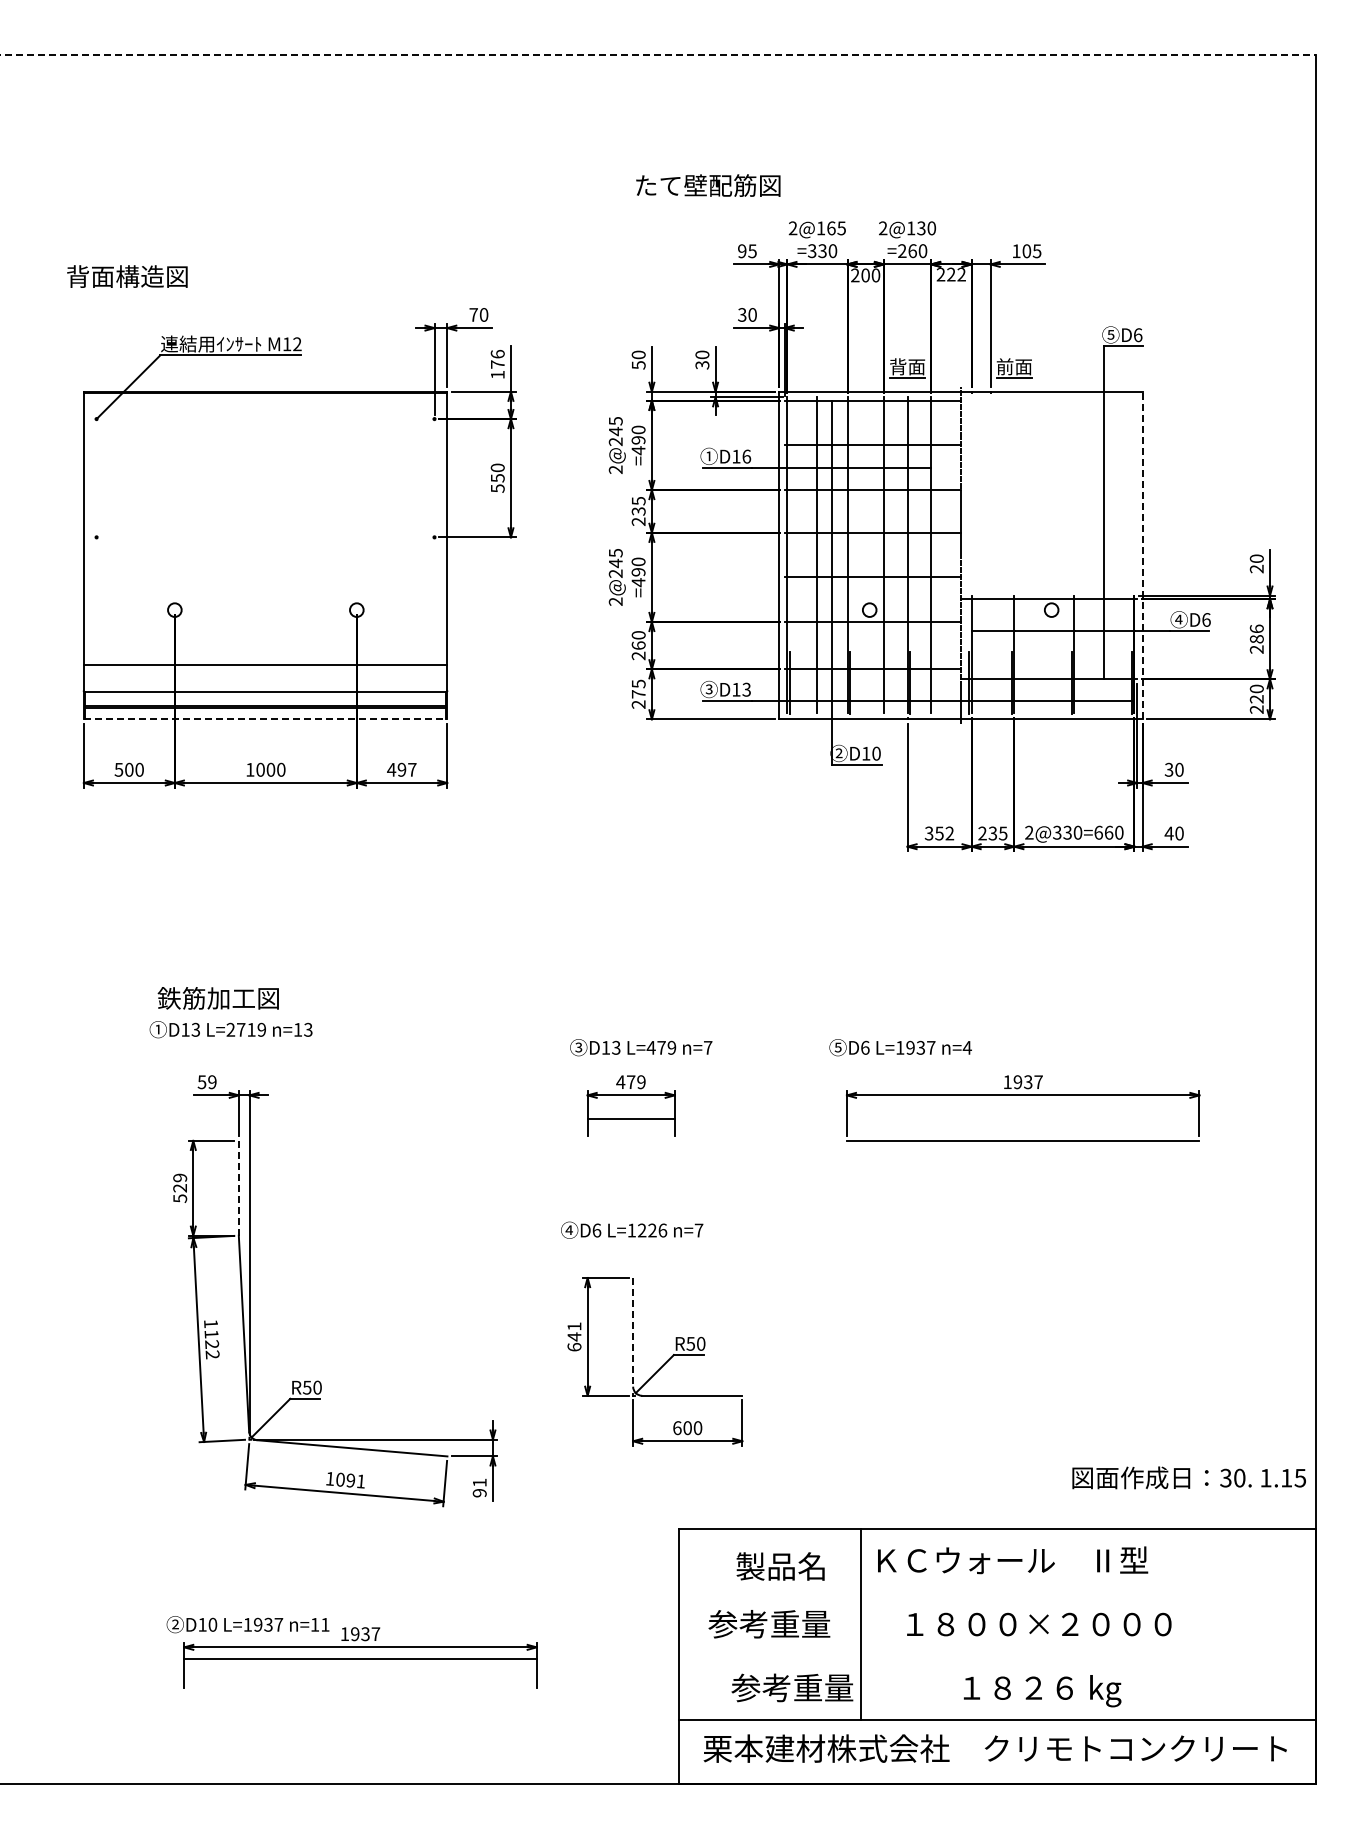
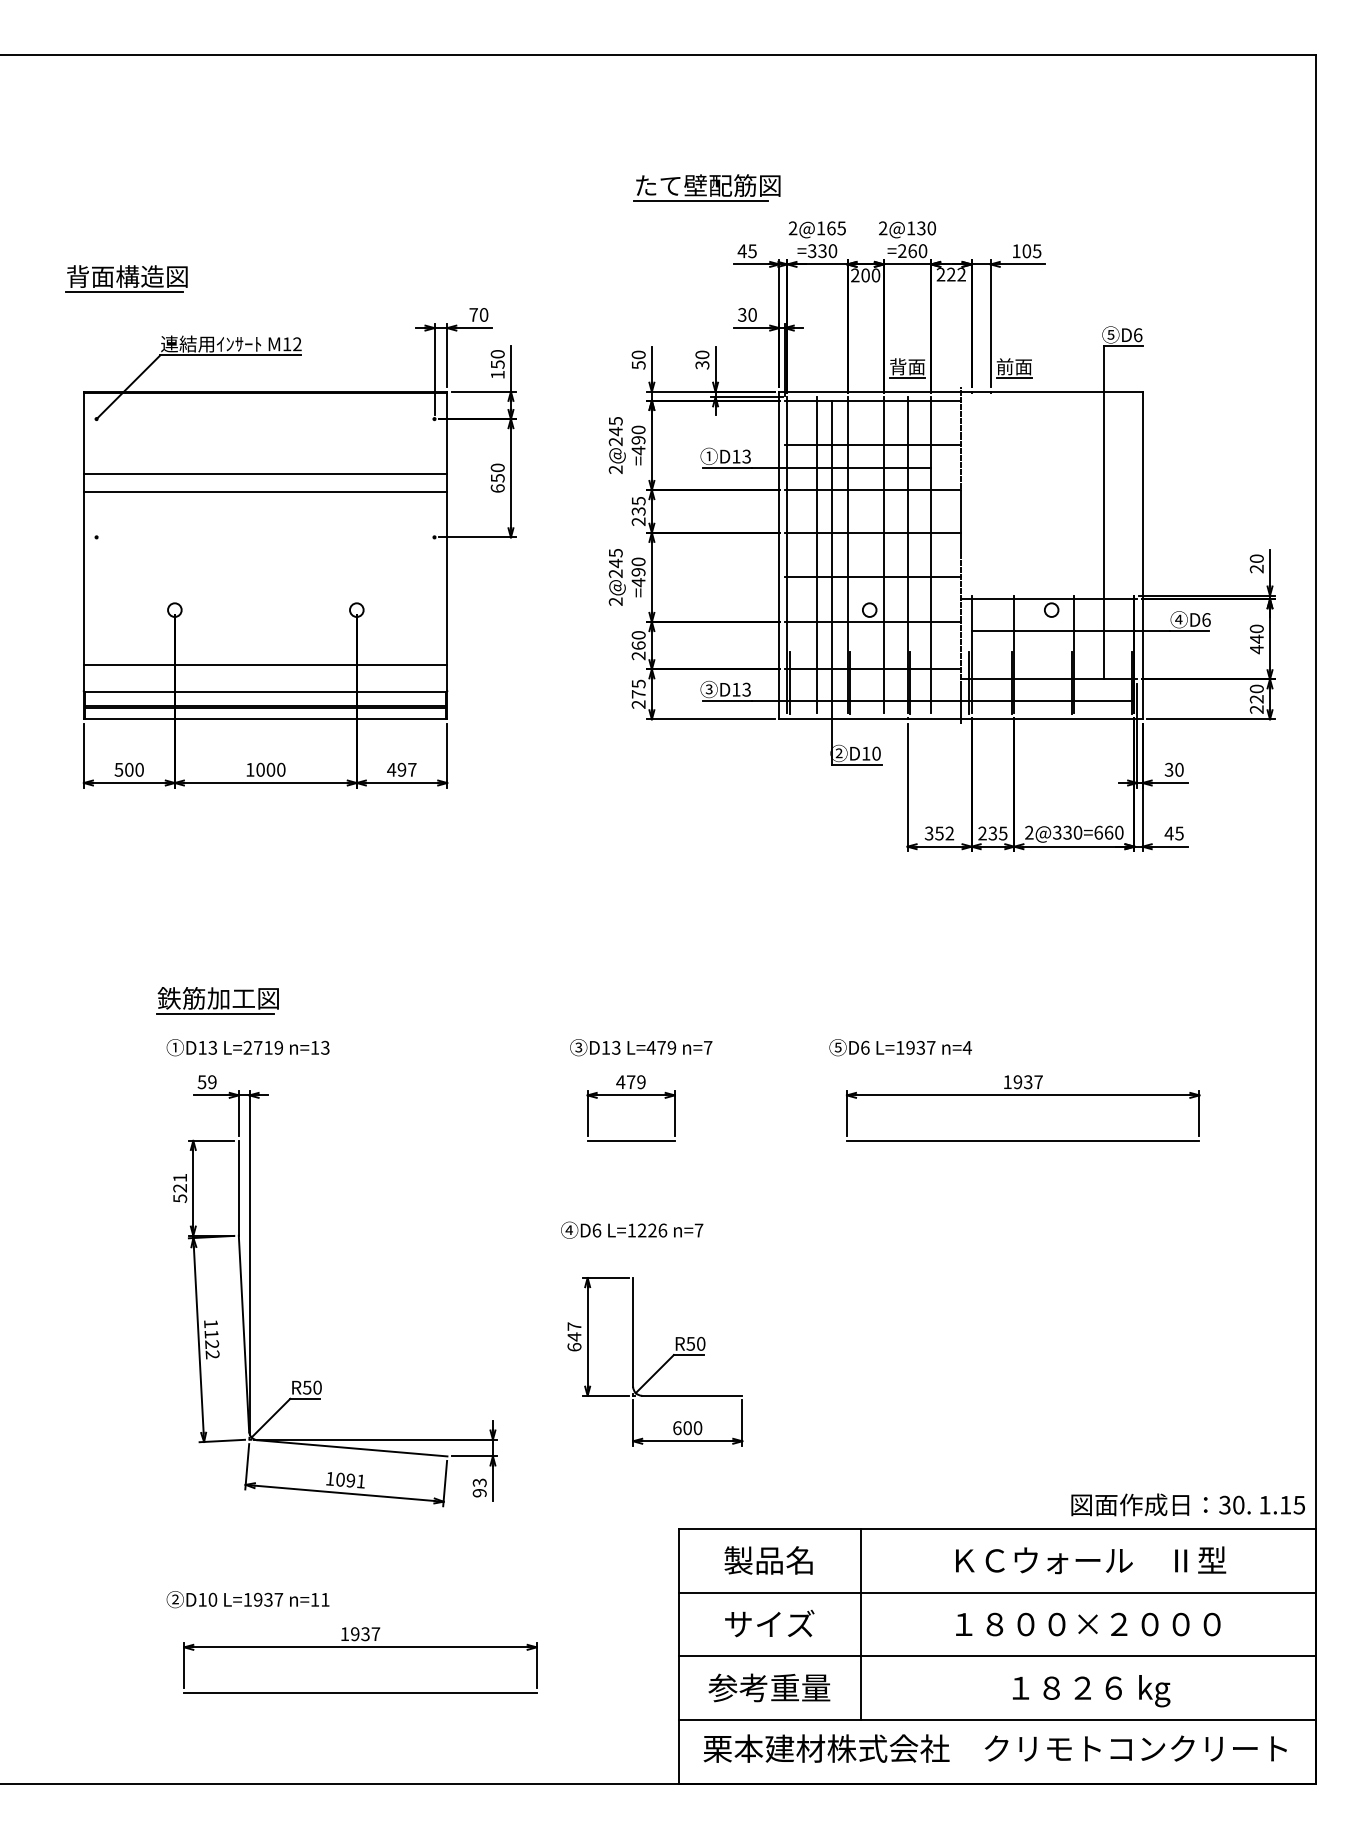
line: dashed -> solid (658, 55)
line: none -> present (700, 200)
text: 95 -> 45 (741, 251)
line: none -> present (124, 291)
text: 176 -> 150 (497, 358)
text: D16 -> D13 (746, 456)
line: none -> present (265, 473)
text: 550 -> 650 (497, 488)
line: none -> present (265, 491)
line: dashed -> solid (1142, 555)
text: 286 -> 440 (1256, 639)
line: dashed -> solid (265, 719)
text: 40 -> 45 (1179, 833)
line: none -> present (215, 1013)
text position: (230, 1029) -> (247, 1047) (247, 1047)
line position: (630, 1118) -> (630, 1140) (630, 1140)
text: 529 -> 521 (180, 1177)
line: dashed -> solid (238, 1187)
text: 641 -> 647 (574, 1326)
line: dashed -> solid (633, 1332)
text position: (1188, 1477) -> (1187, 1504) (1187, 1504)
text: 91 -> 93 (479, 1482)
text position: (1013, 1560) -> (1091, 1560) (1091, 1560)
text position: (780, 1566) -> (768, 1560) (768, 1560)
line: none -> present (996, 1592)
text: 参考重量 -> サイズ (769, 1623)
text position: (247, 1624) -> (247, 1599) (247, 1599)
text position: (1039, 1624) -> (1088, 1624) (1088, 1624)
line: none -> present (996, 1656)
line position: (360, 1658) -> (360, 1692) (360, 1692)
text position: (792, 1687) -> (769, 1687) (769, 1687)
text position: (1042, 1691) -> (1091, 1691) (1091, 1691)
